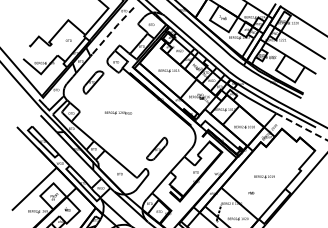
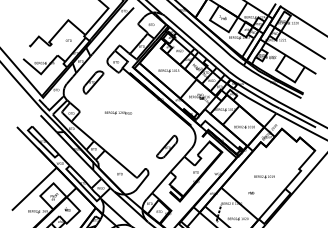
line: dashed -> solid (112, 30)
line: dashed -> solid (301, 126)
part position: (157, 148) -> (167, 146) (167, 146)
